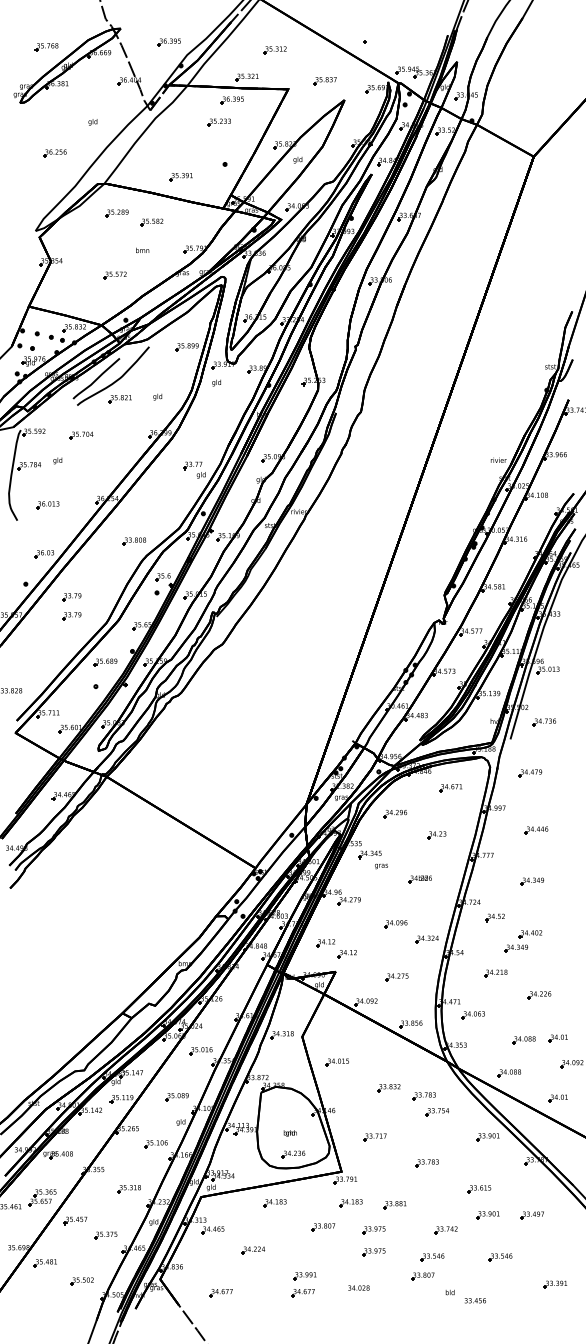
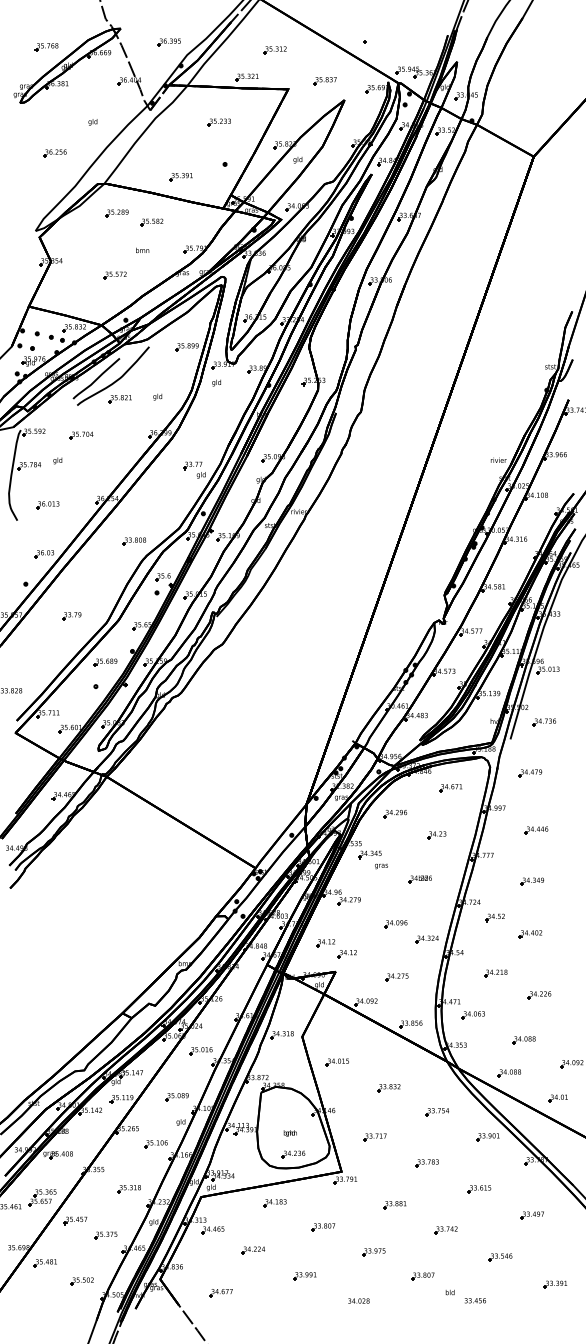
part: present -> none (231, 100)
part: present -> none (71, 597)
part: present -> none (516, 948)
part: present -> none (557, 1038)
part: present -> none (423, 1096)
part: present -> none (350, 1203)
part: present -> none (487, 1215)
part: present -> none (373, 1230)
part: present -> none (432, 1257)
text position: (358, 1287) -> (358, 1300) (358, 1300)
part: present -> none (302, 1293)
